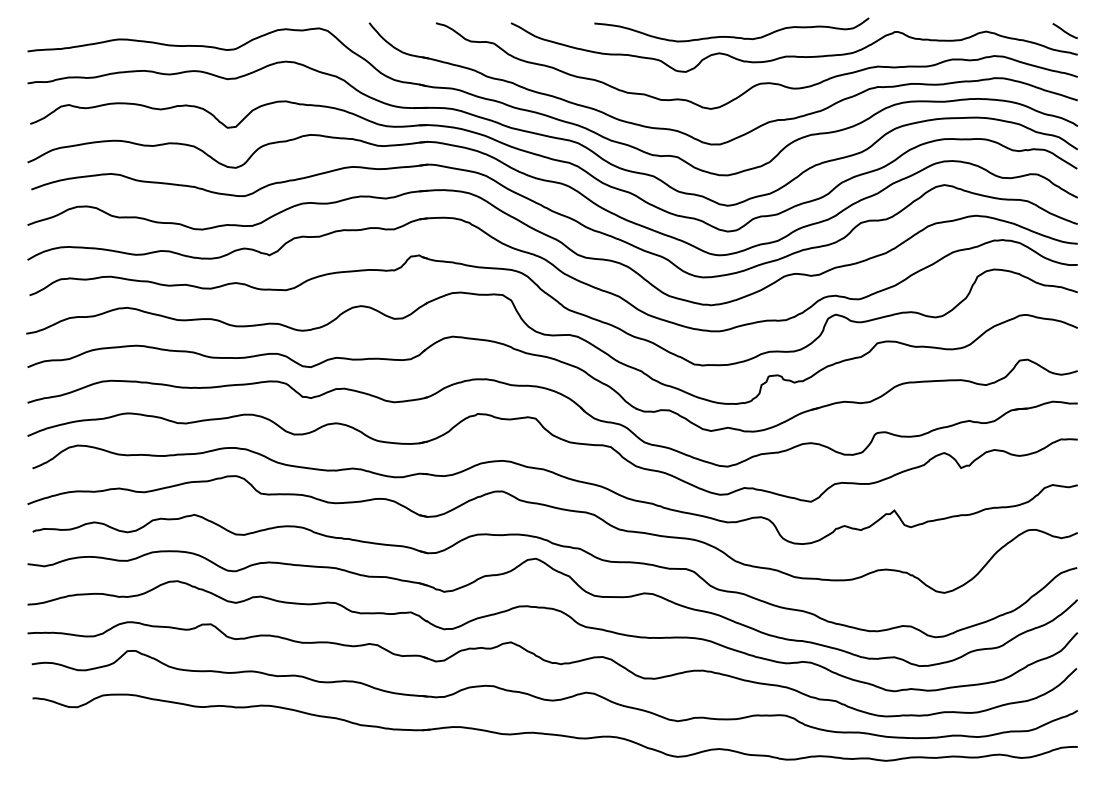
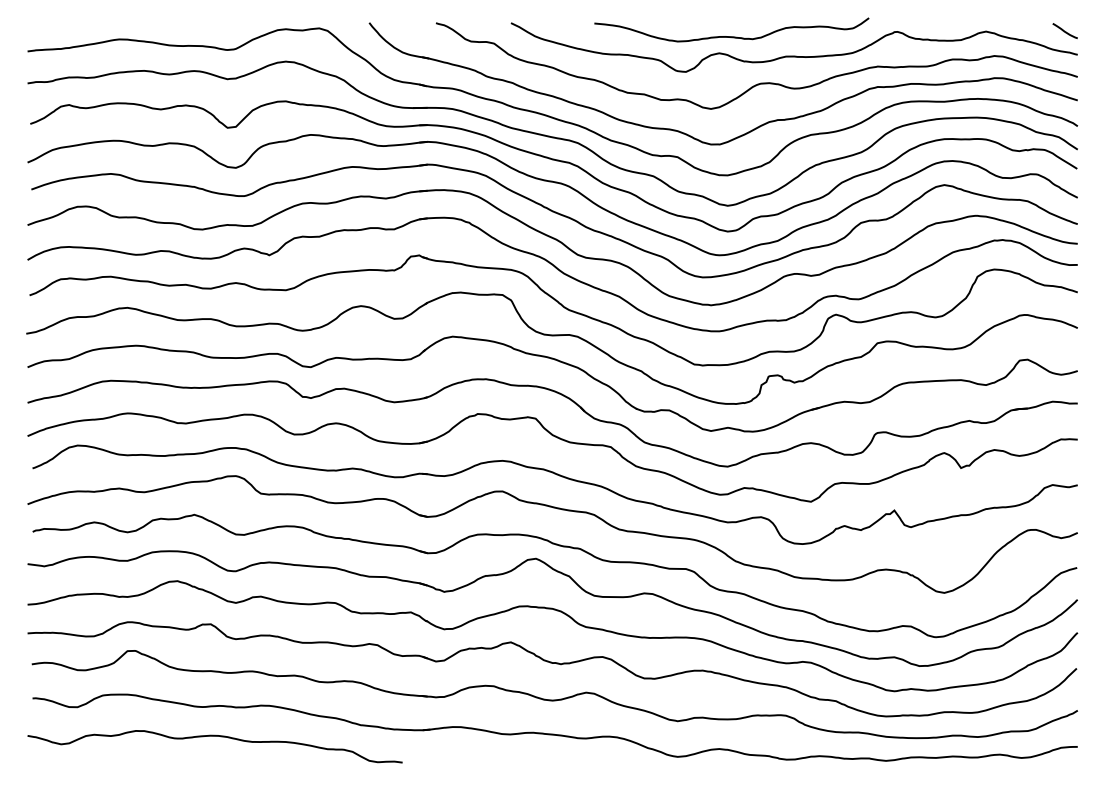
curve: none -> present (214, 736)
